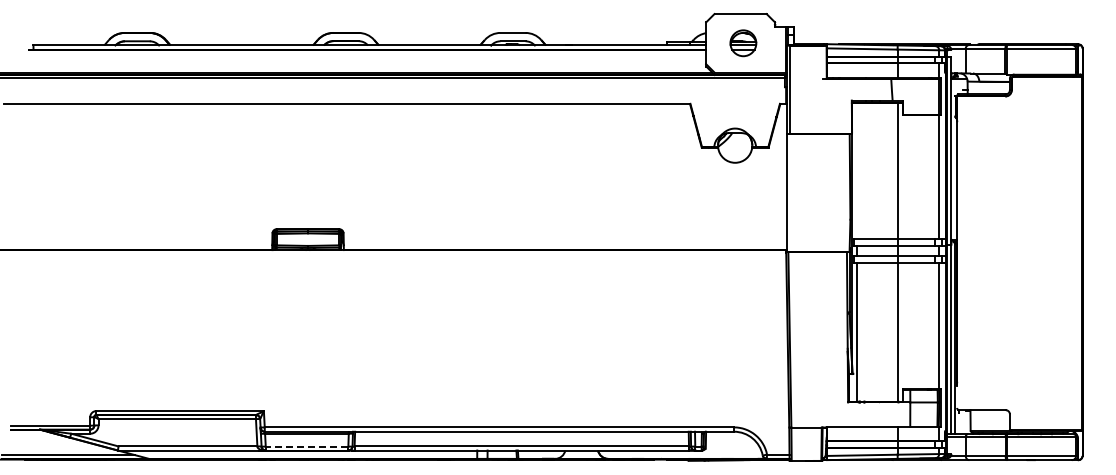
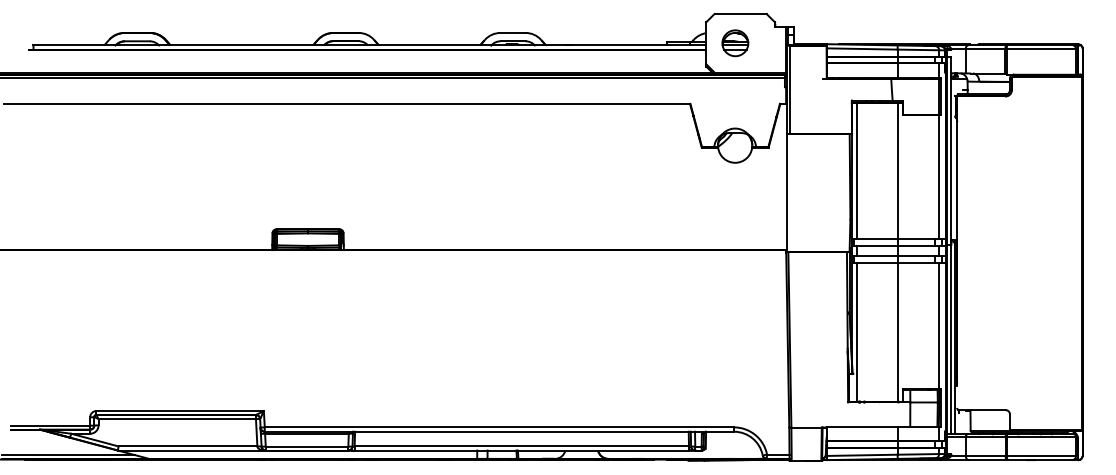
part position: (743, 43) -> (735, 43) (735, 43)
line: none -> present (857, 170)
line: dashed -> solid (306, 446)
